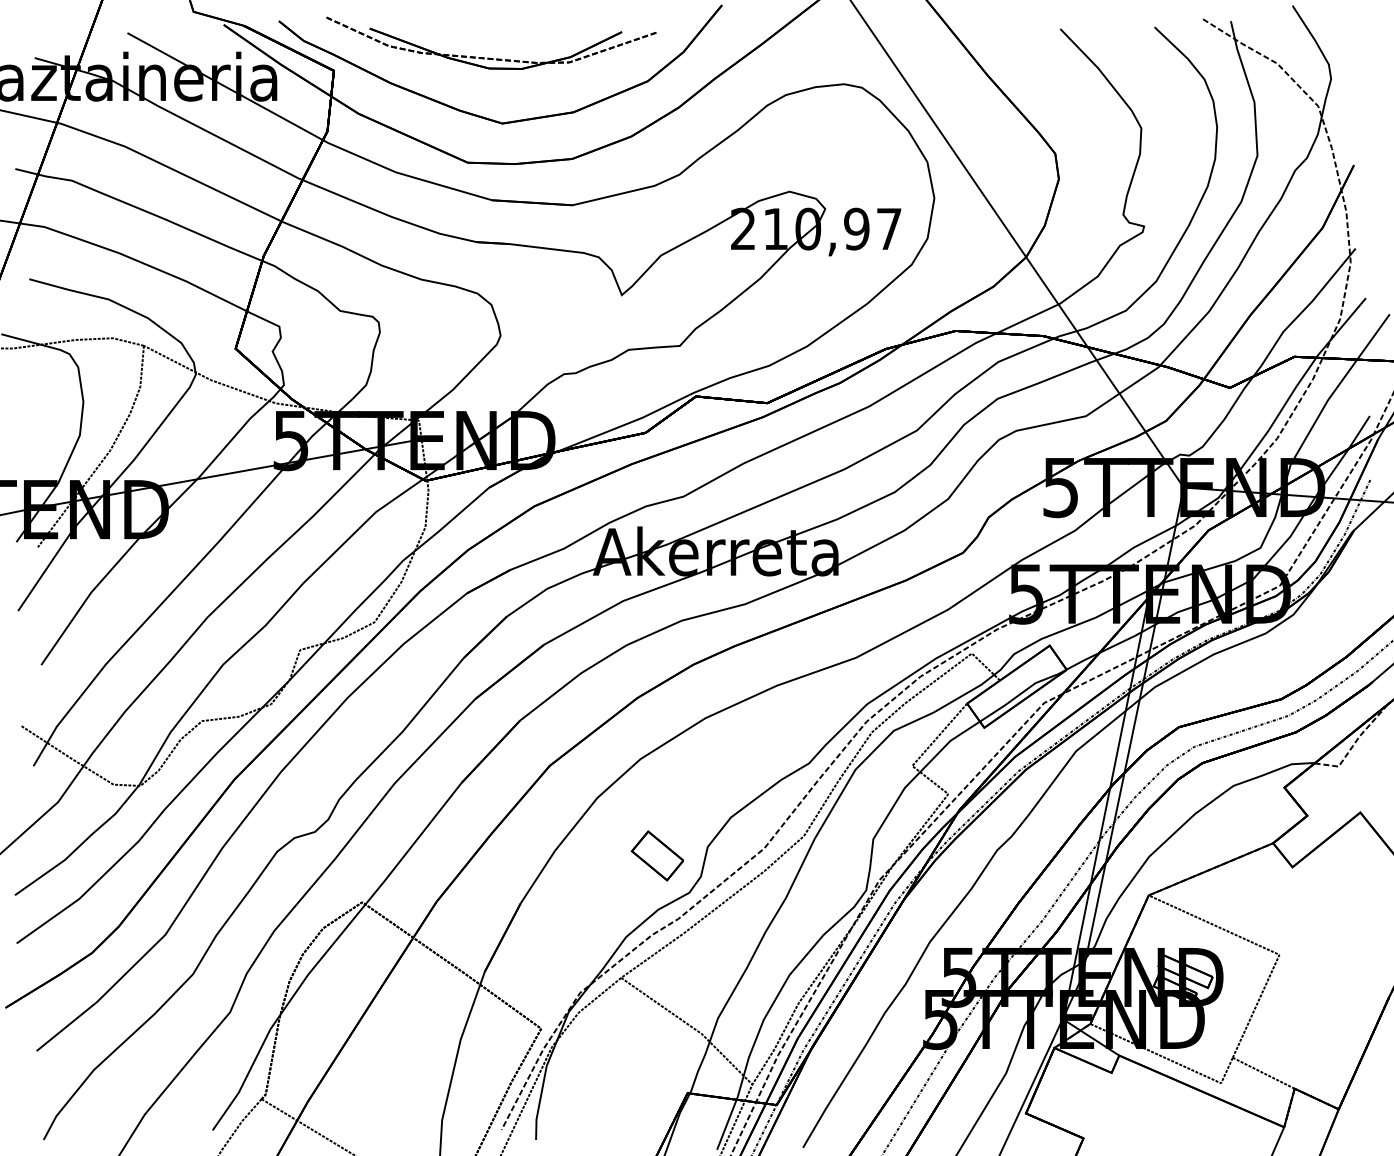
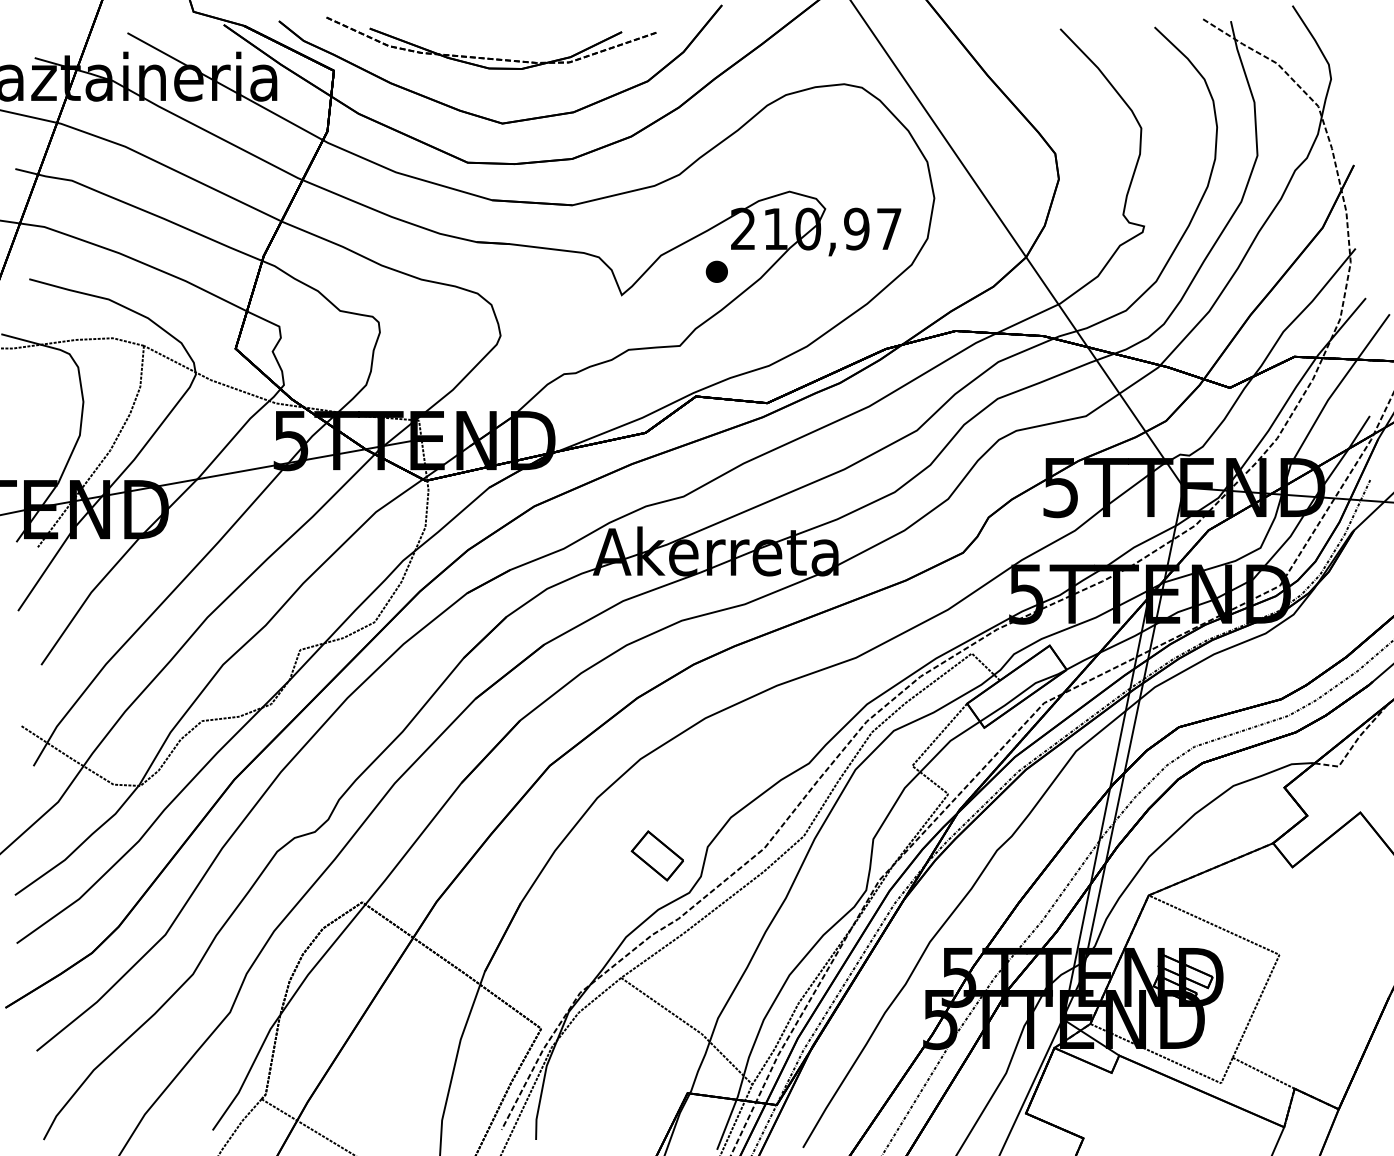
part: none -> present (716, 271)
